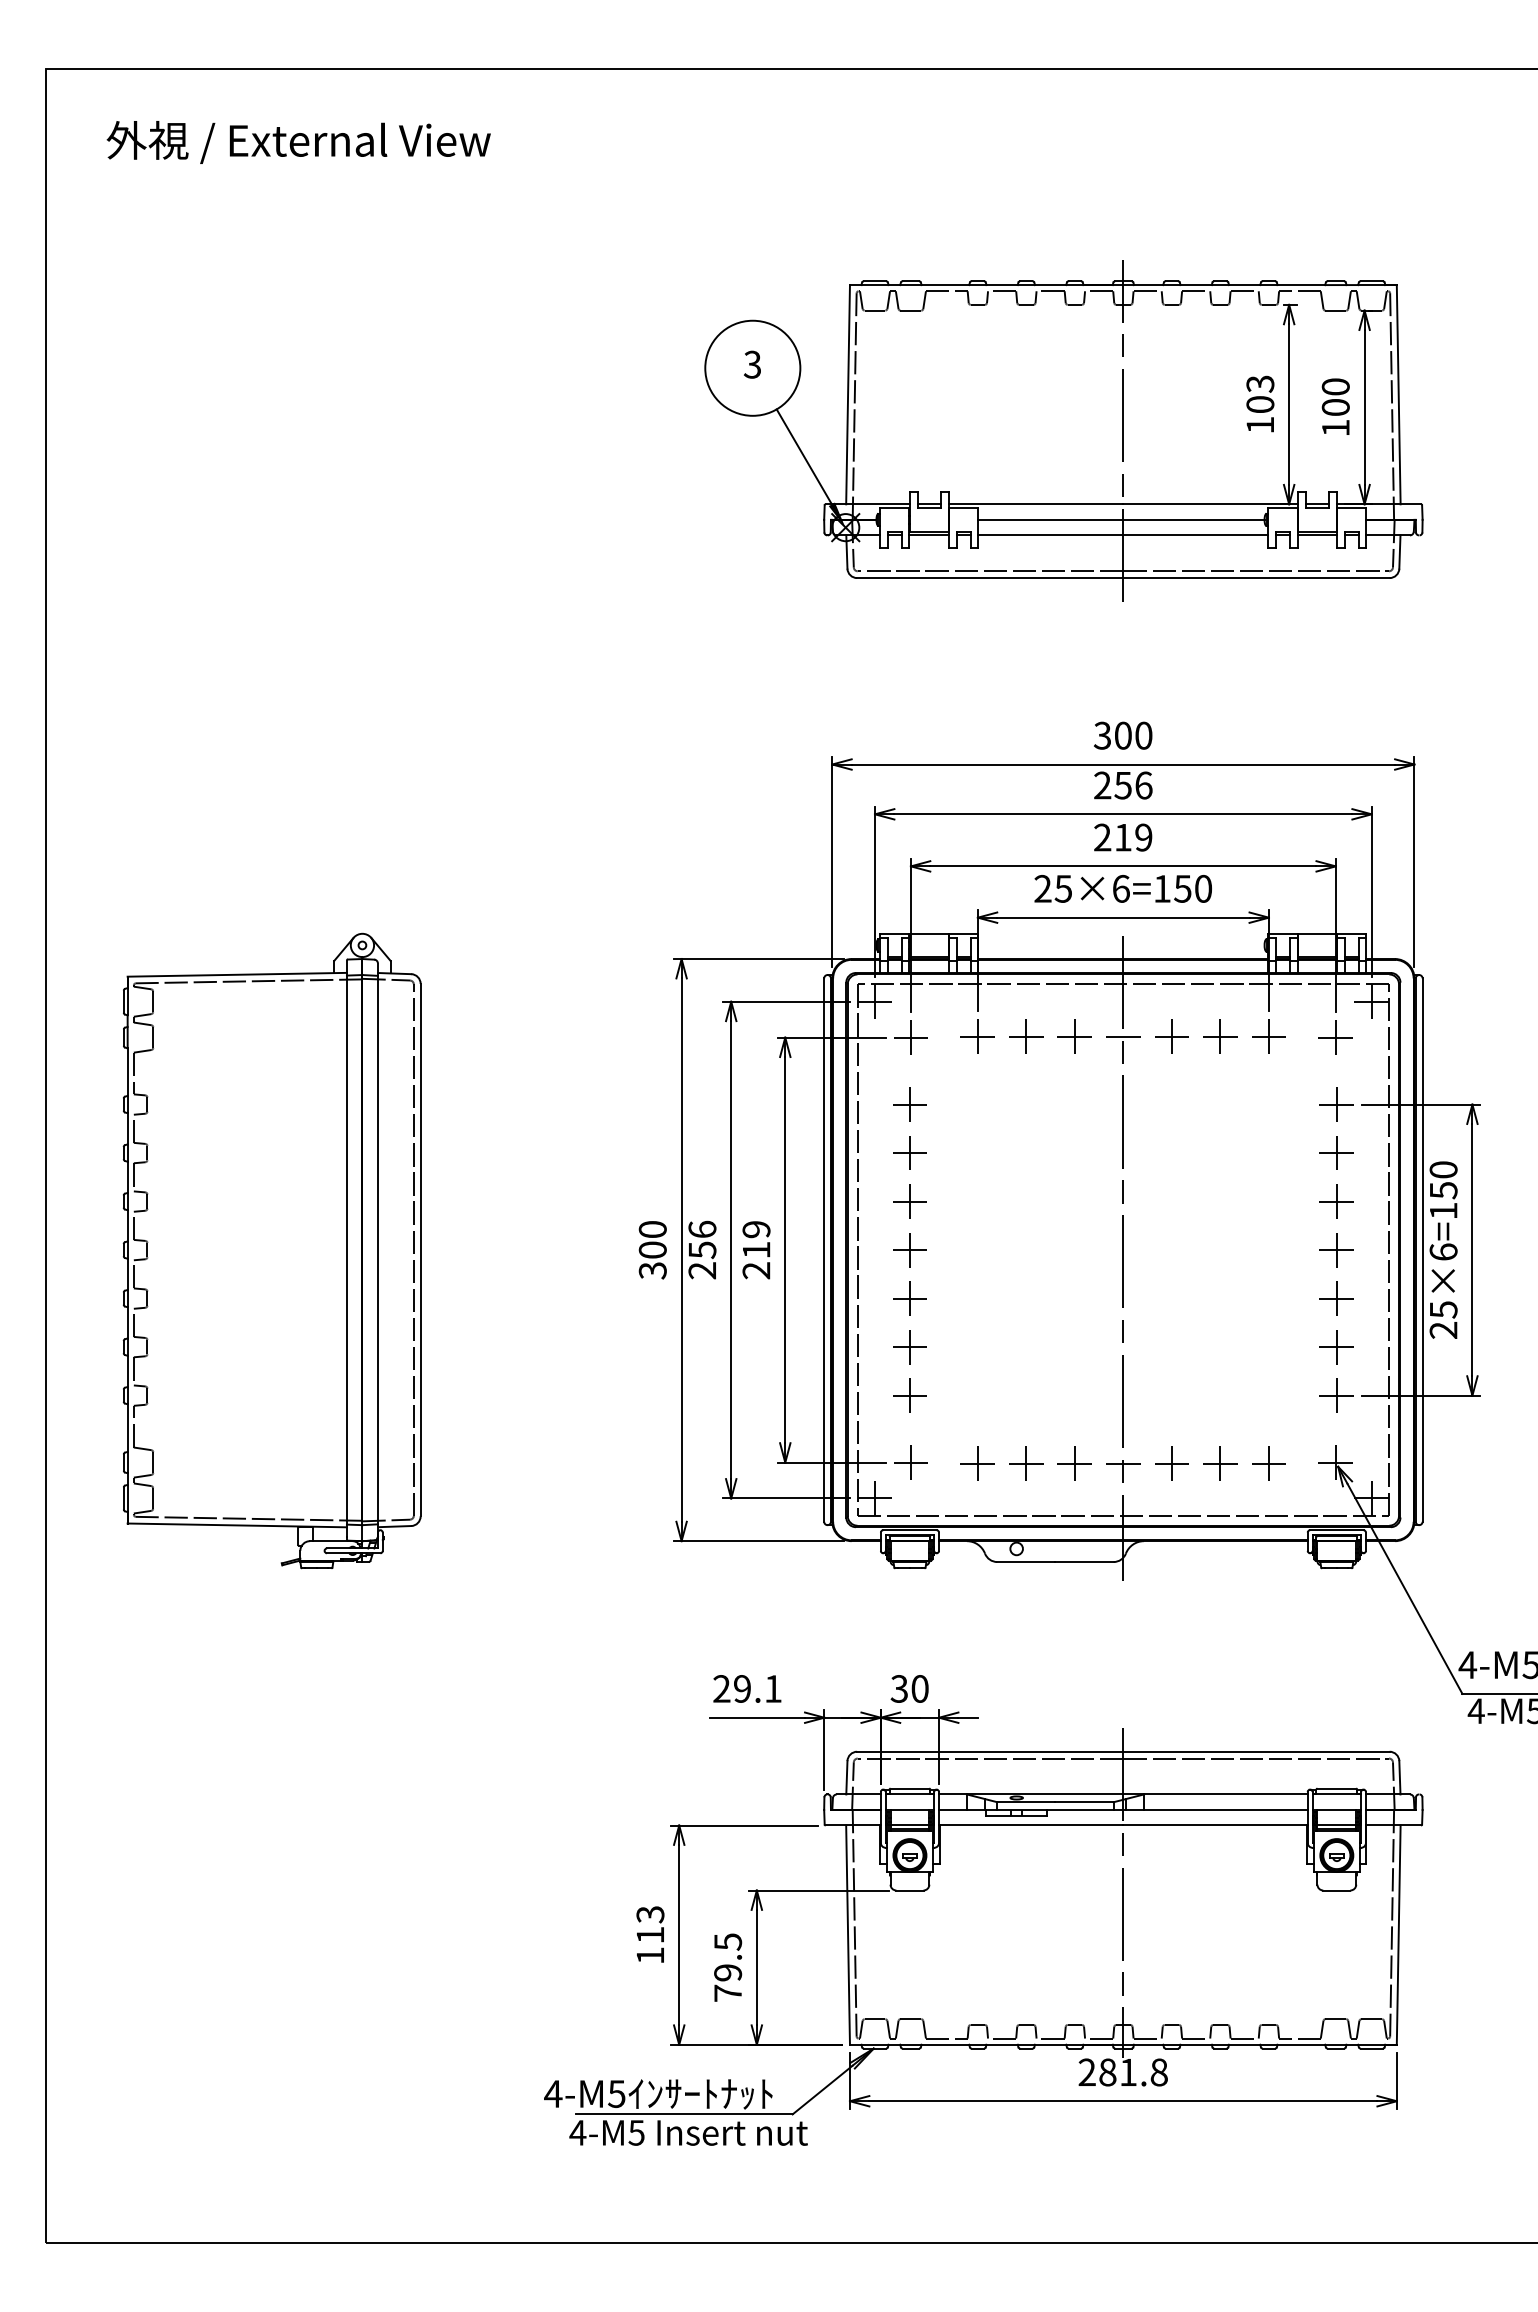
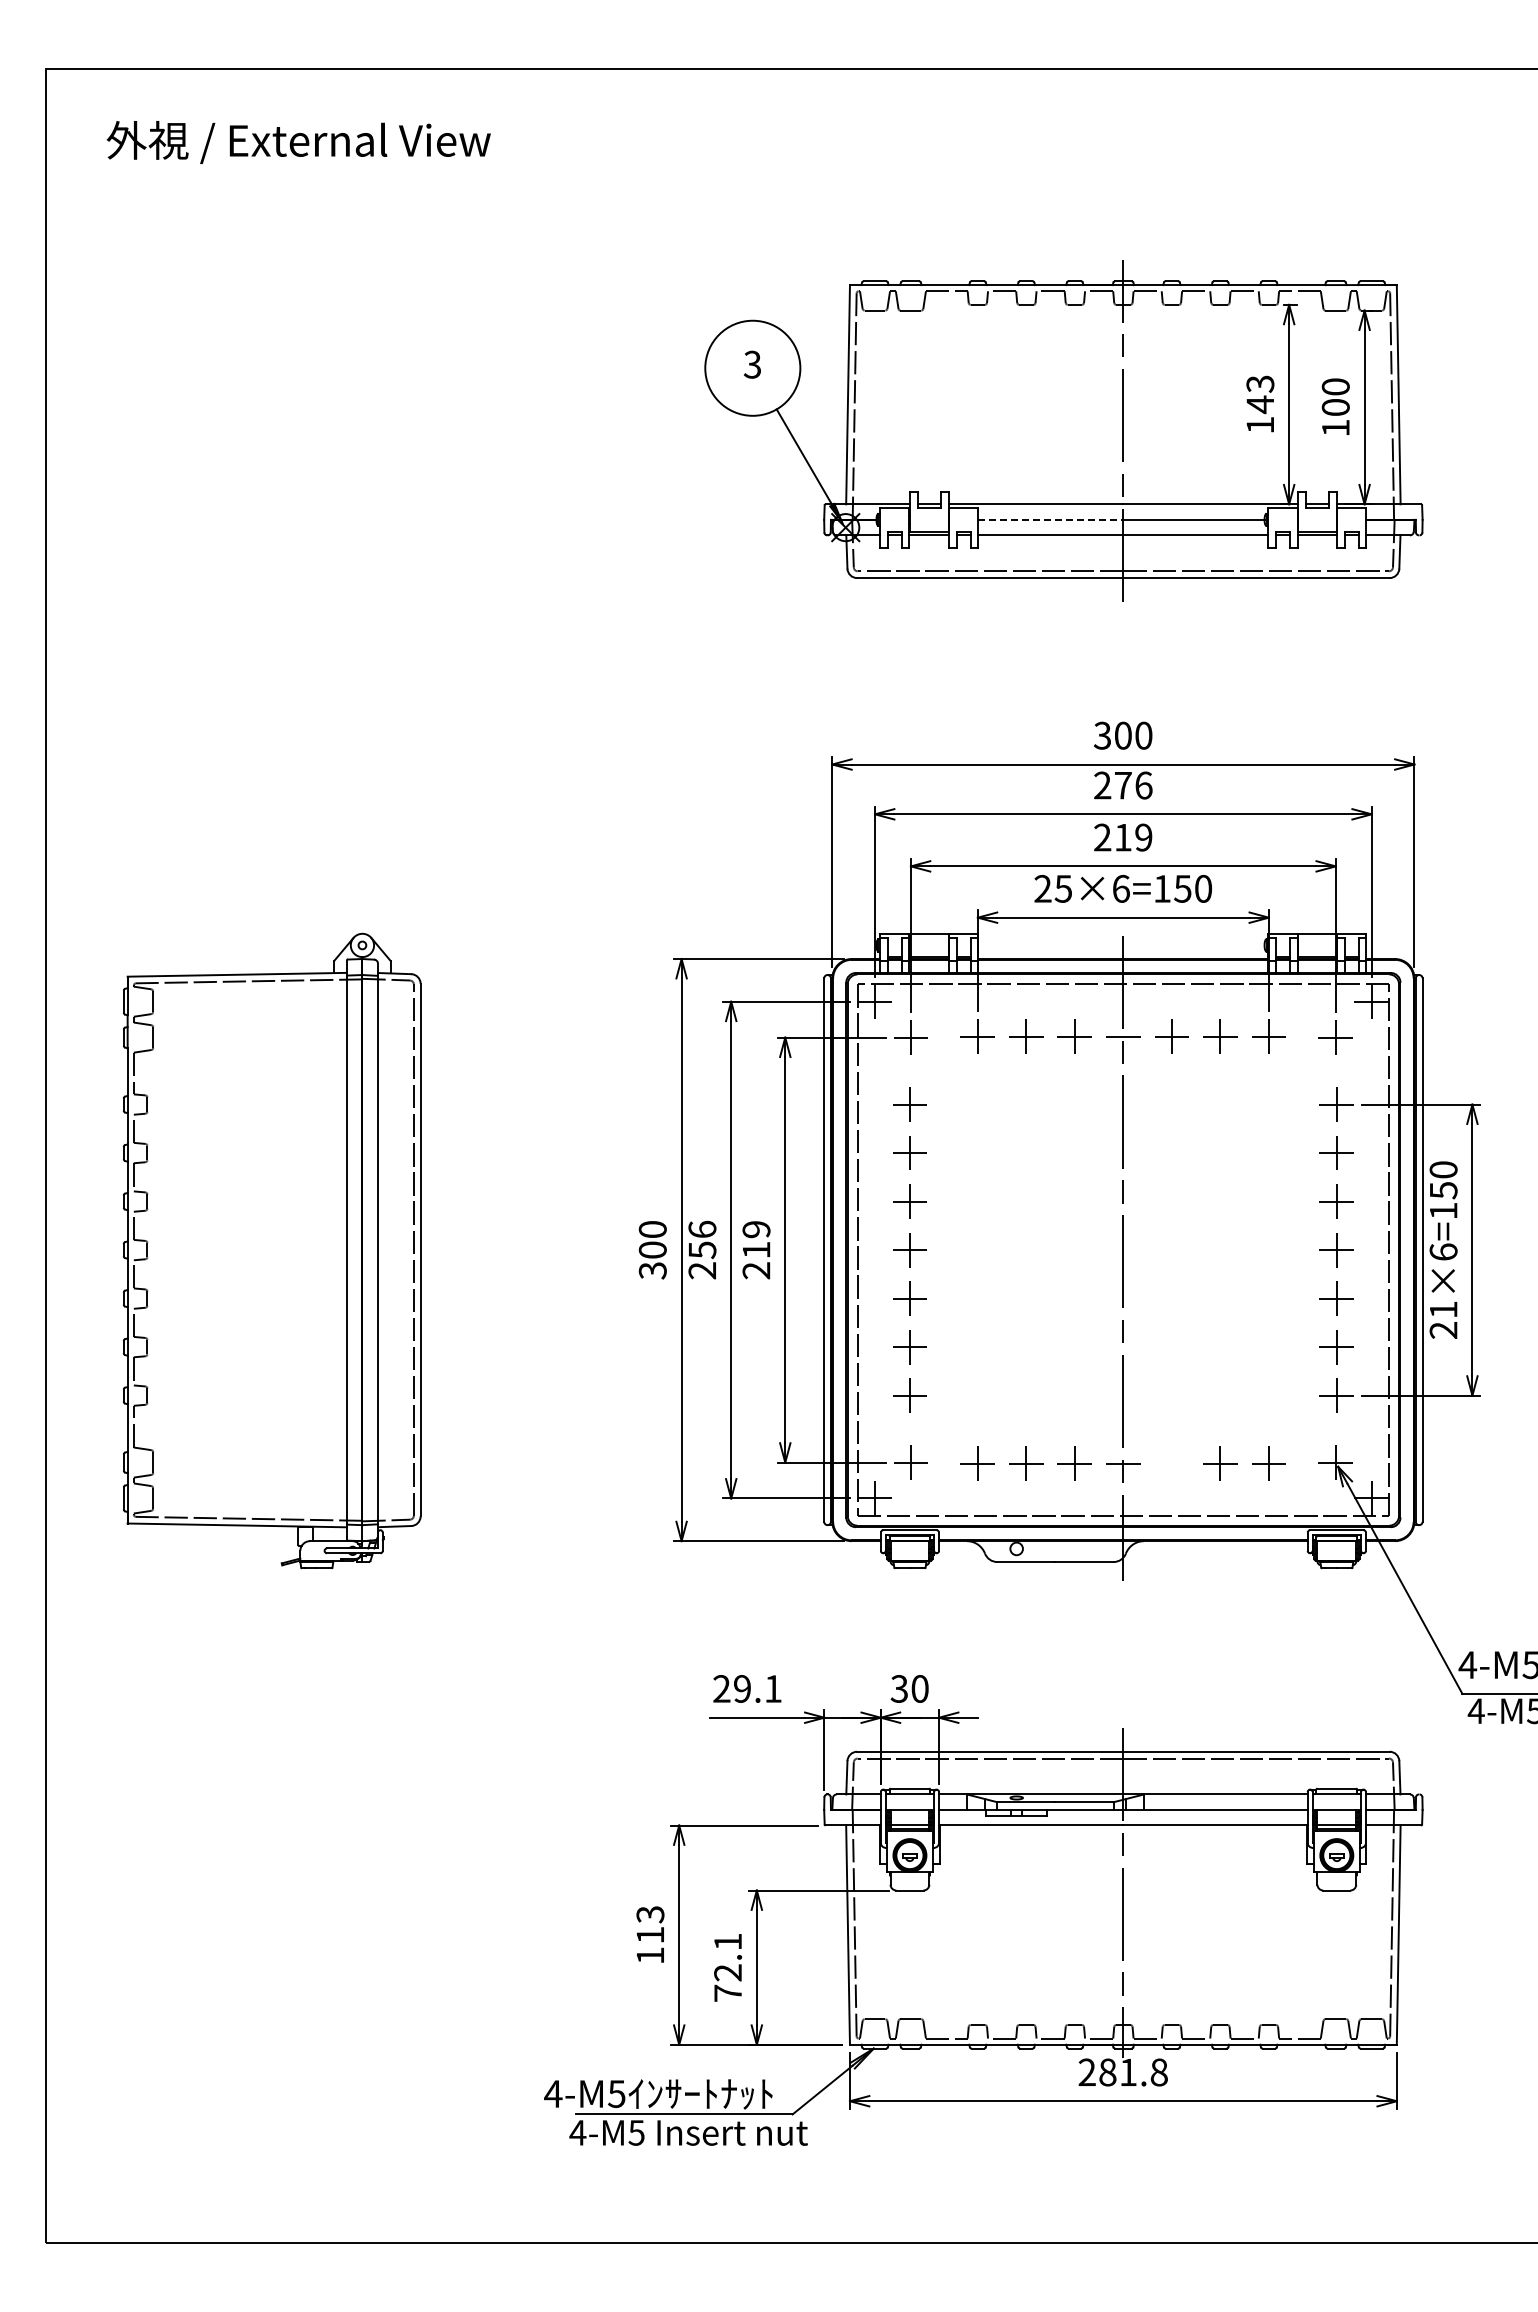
text: 103 -> 143 (1260, 404)
line: solid -> dashed (1050, 519)
text: 256 -> 276 (1122, 785)
text: 25×6=150 -> 21×6=150 (1443, 1309)
part: present -> none (1171, 1463)
text: 79.5 -> 72.1 (728, 1957)
